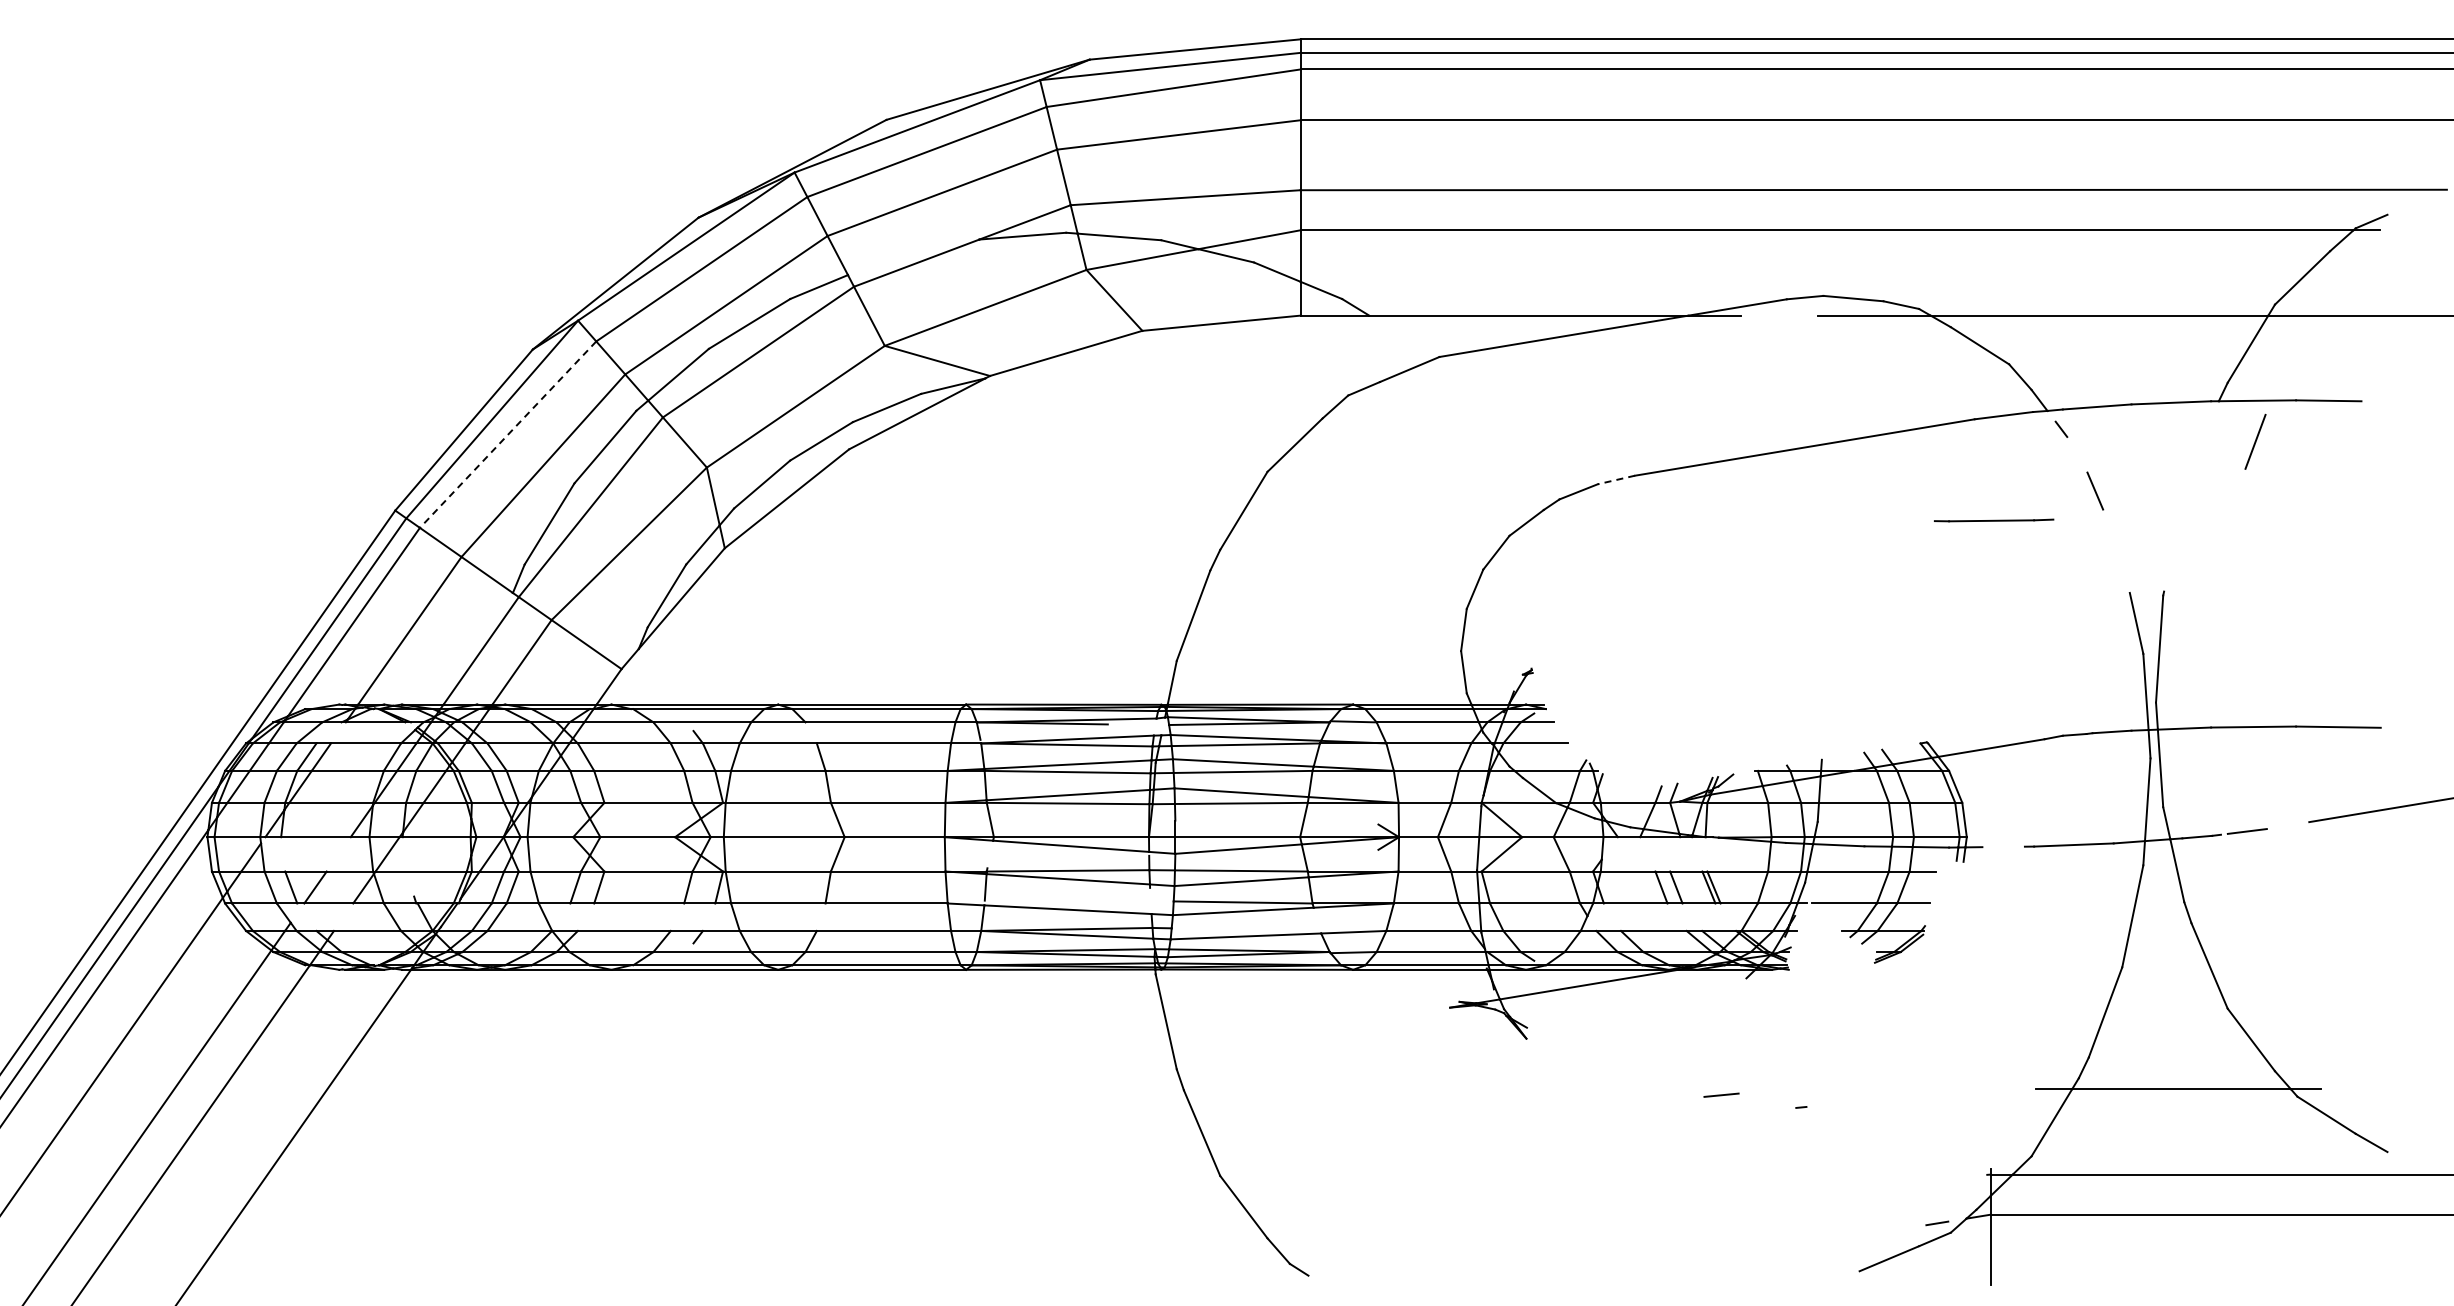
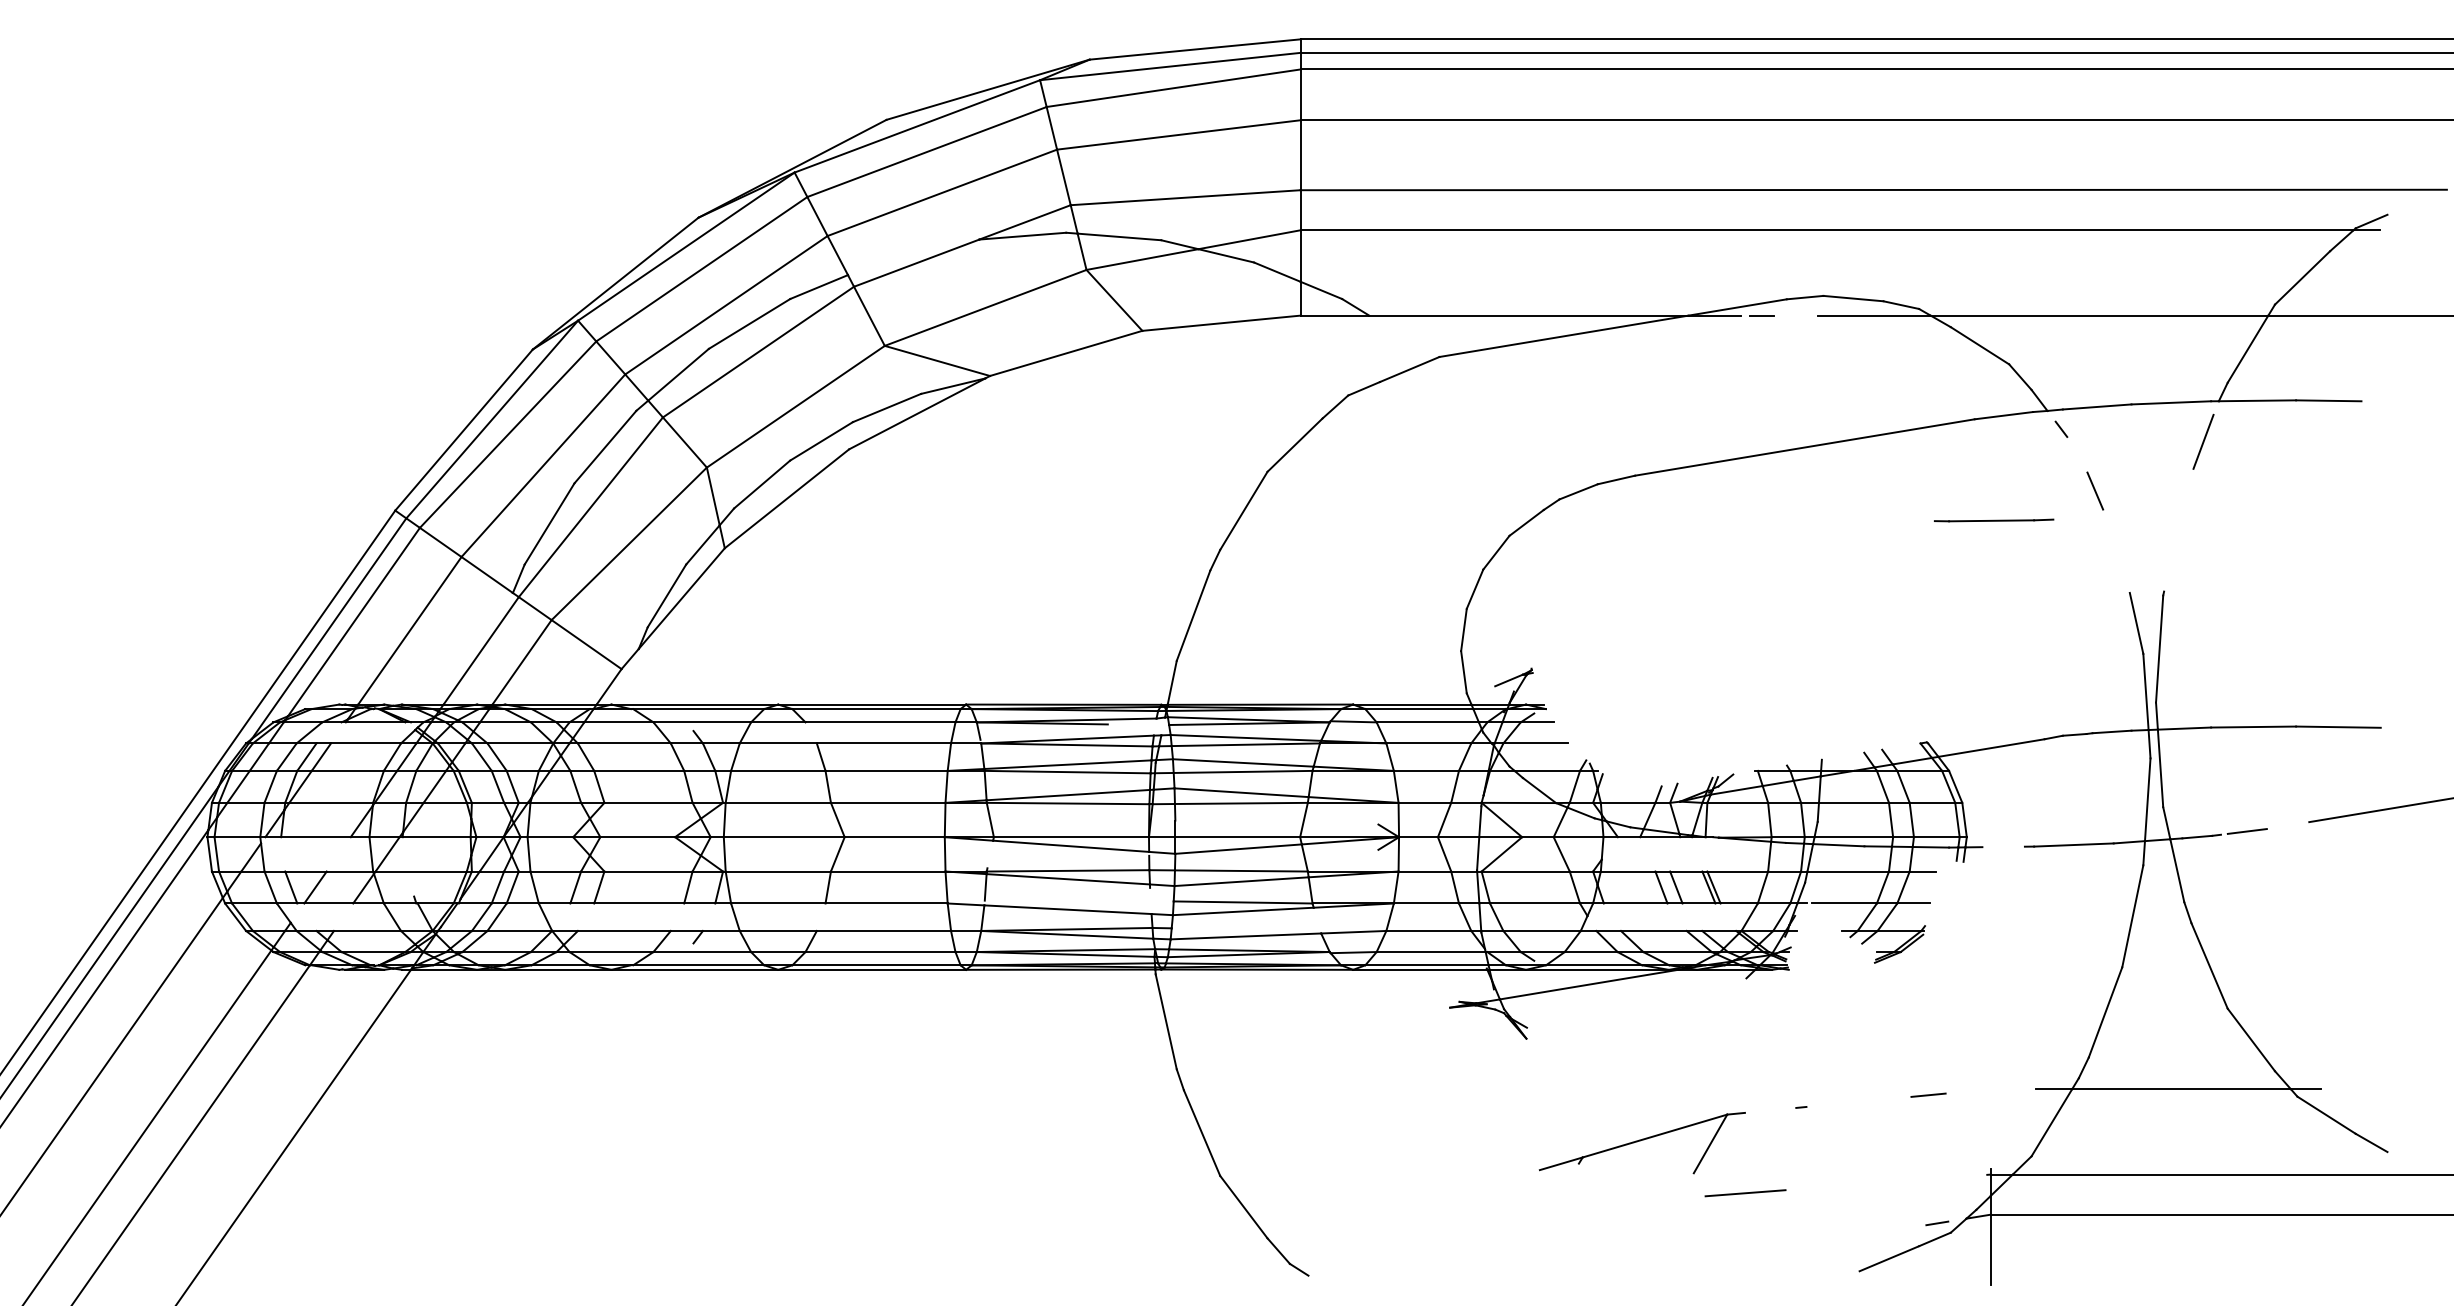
line: none -> present (1761, 315)
line: dashed -> solid (507, 435)
line position: (2255, 441) -> (2203, 441) (2203, 441)
line: dashed -> solid (1615, 480)
line: none -> present (1508, 680)
line position: (1721, 1094) -> (1928, 1094) (1928, 1094)
part: none -> present (1641, 1143)
line: none -> present (1745, 1193)
